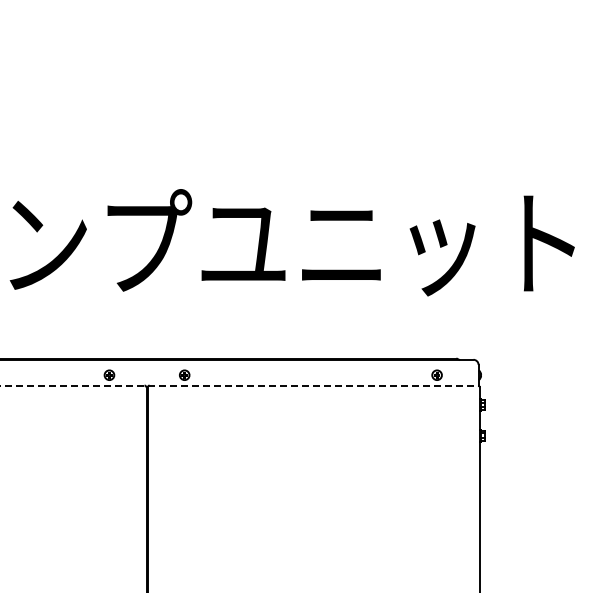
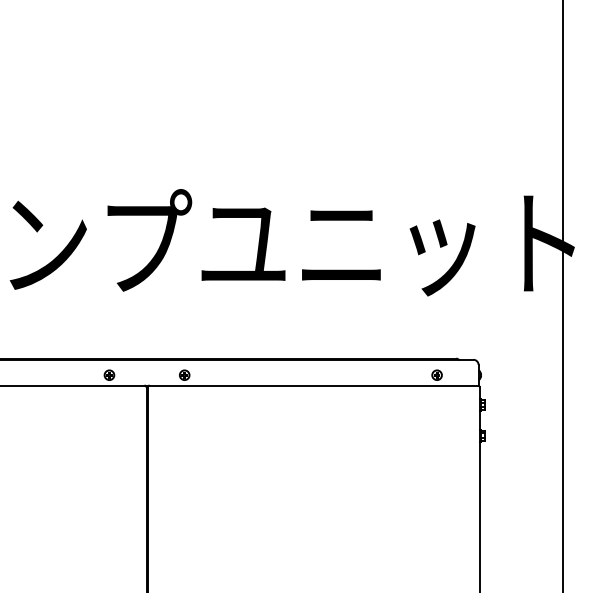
line: none -> present (562, 295)
line: dashed -> solid (239, 385)
